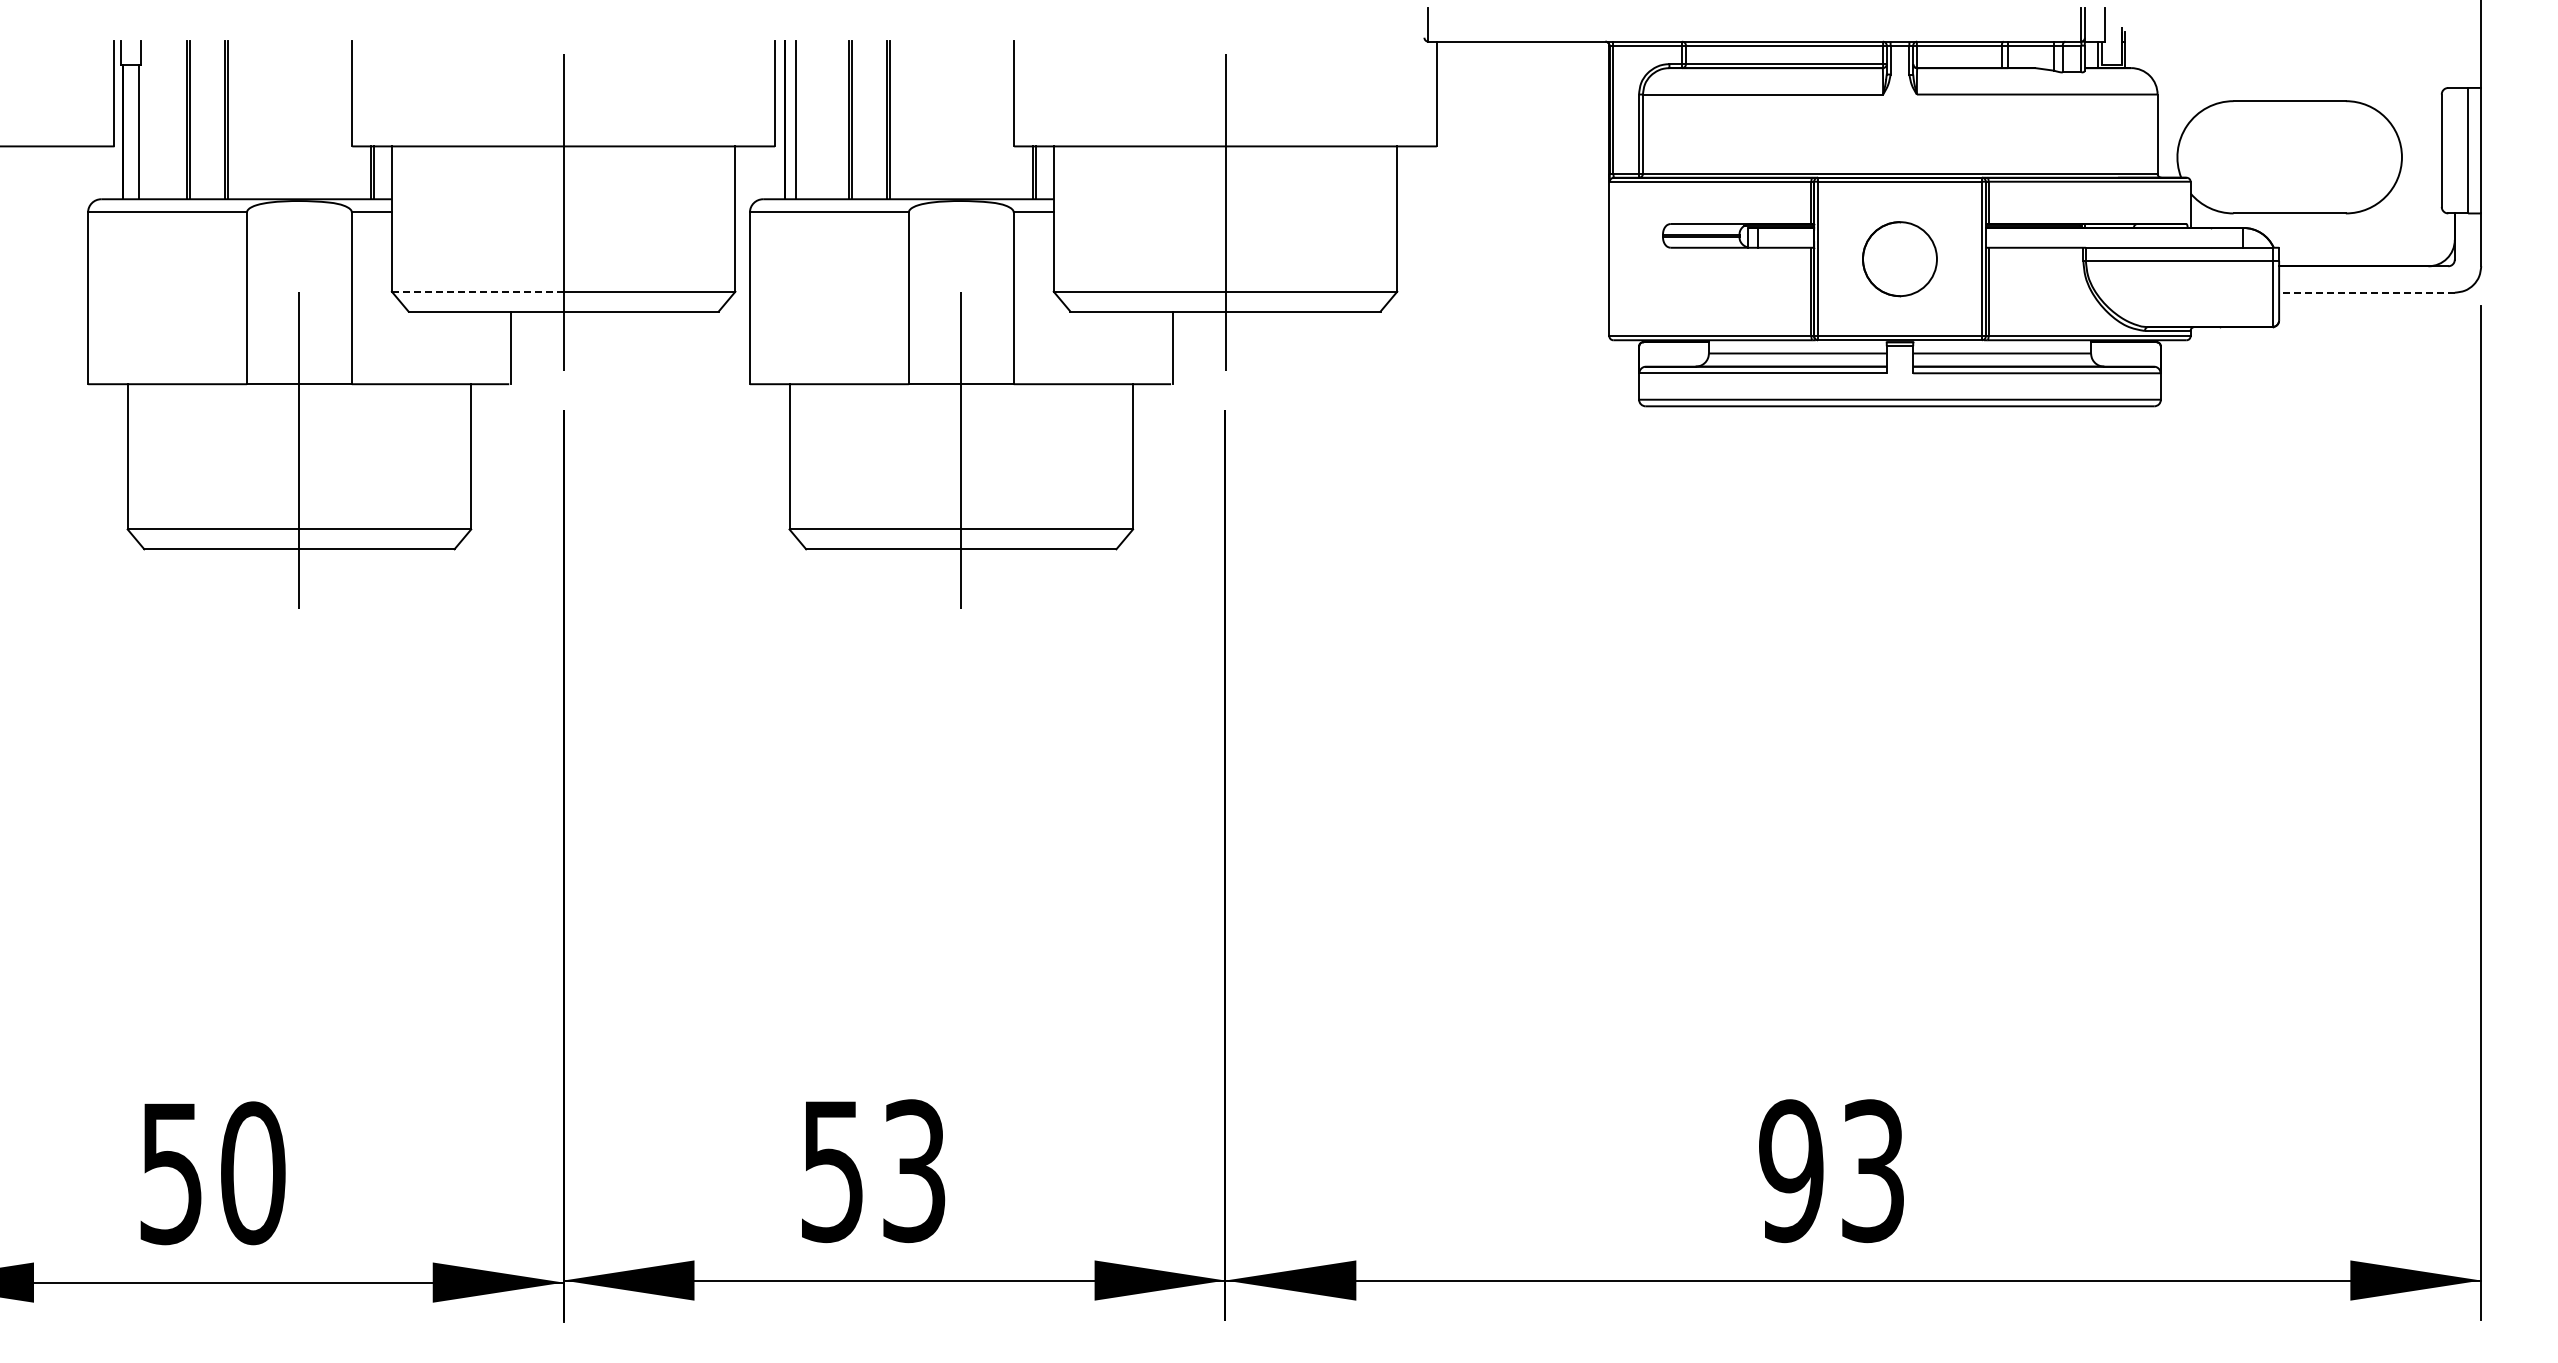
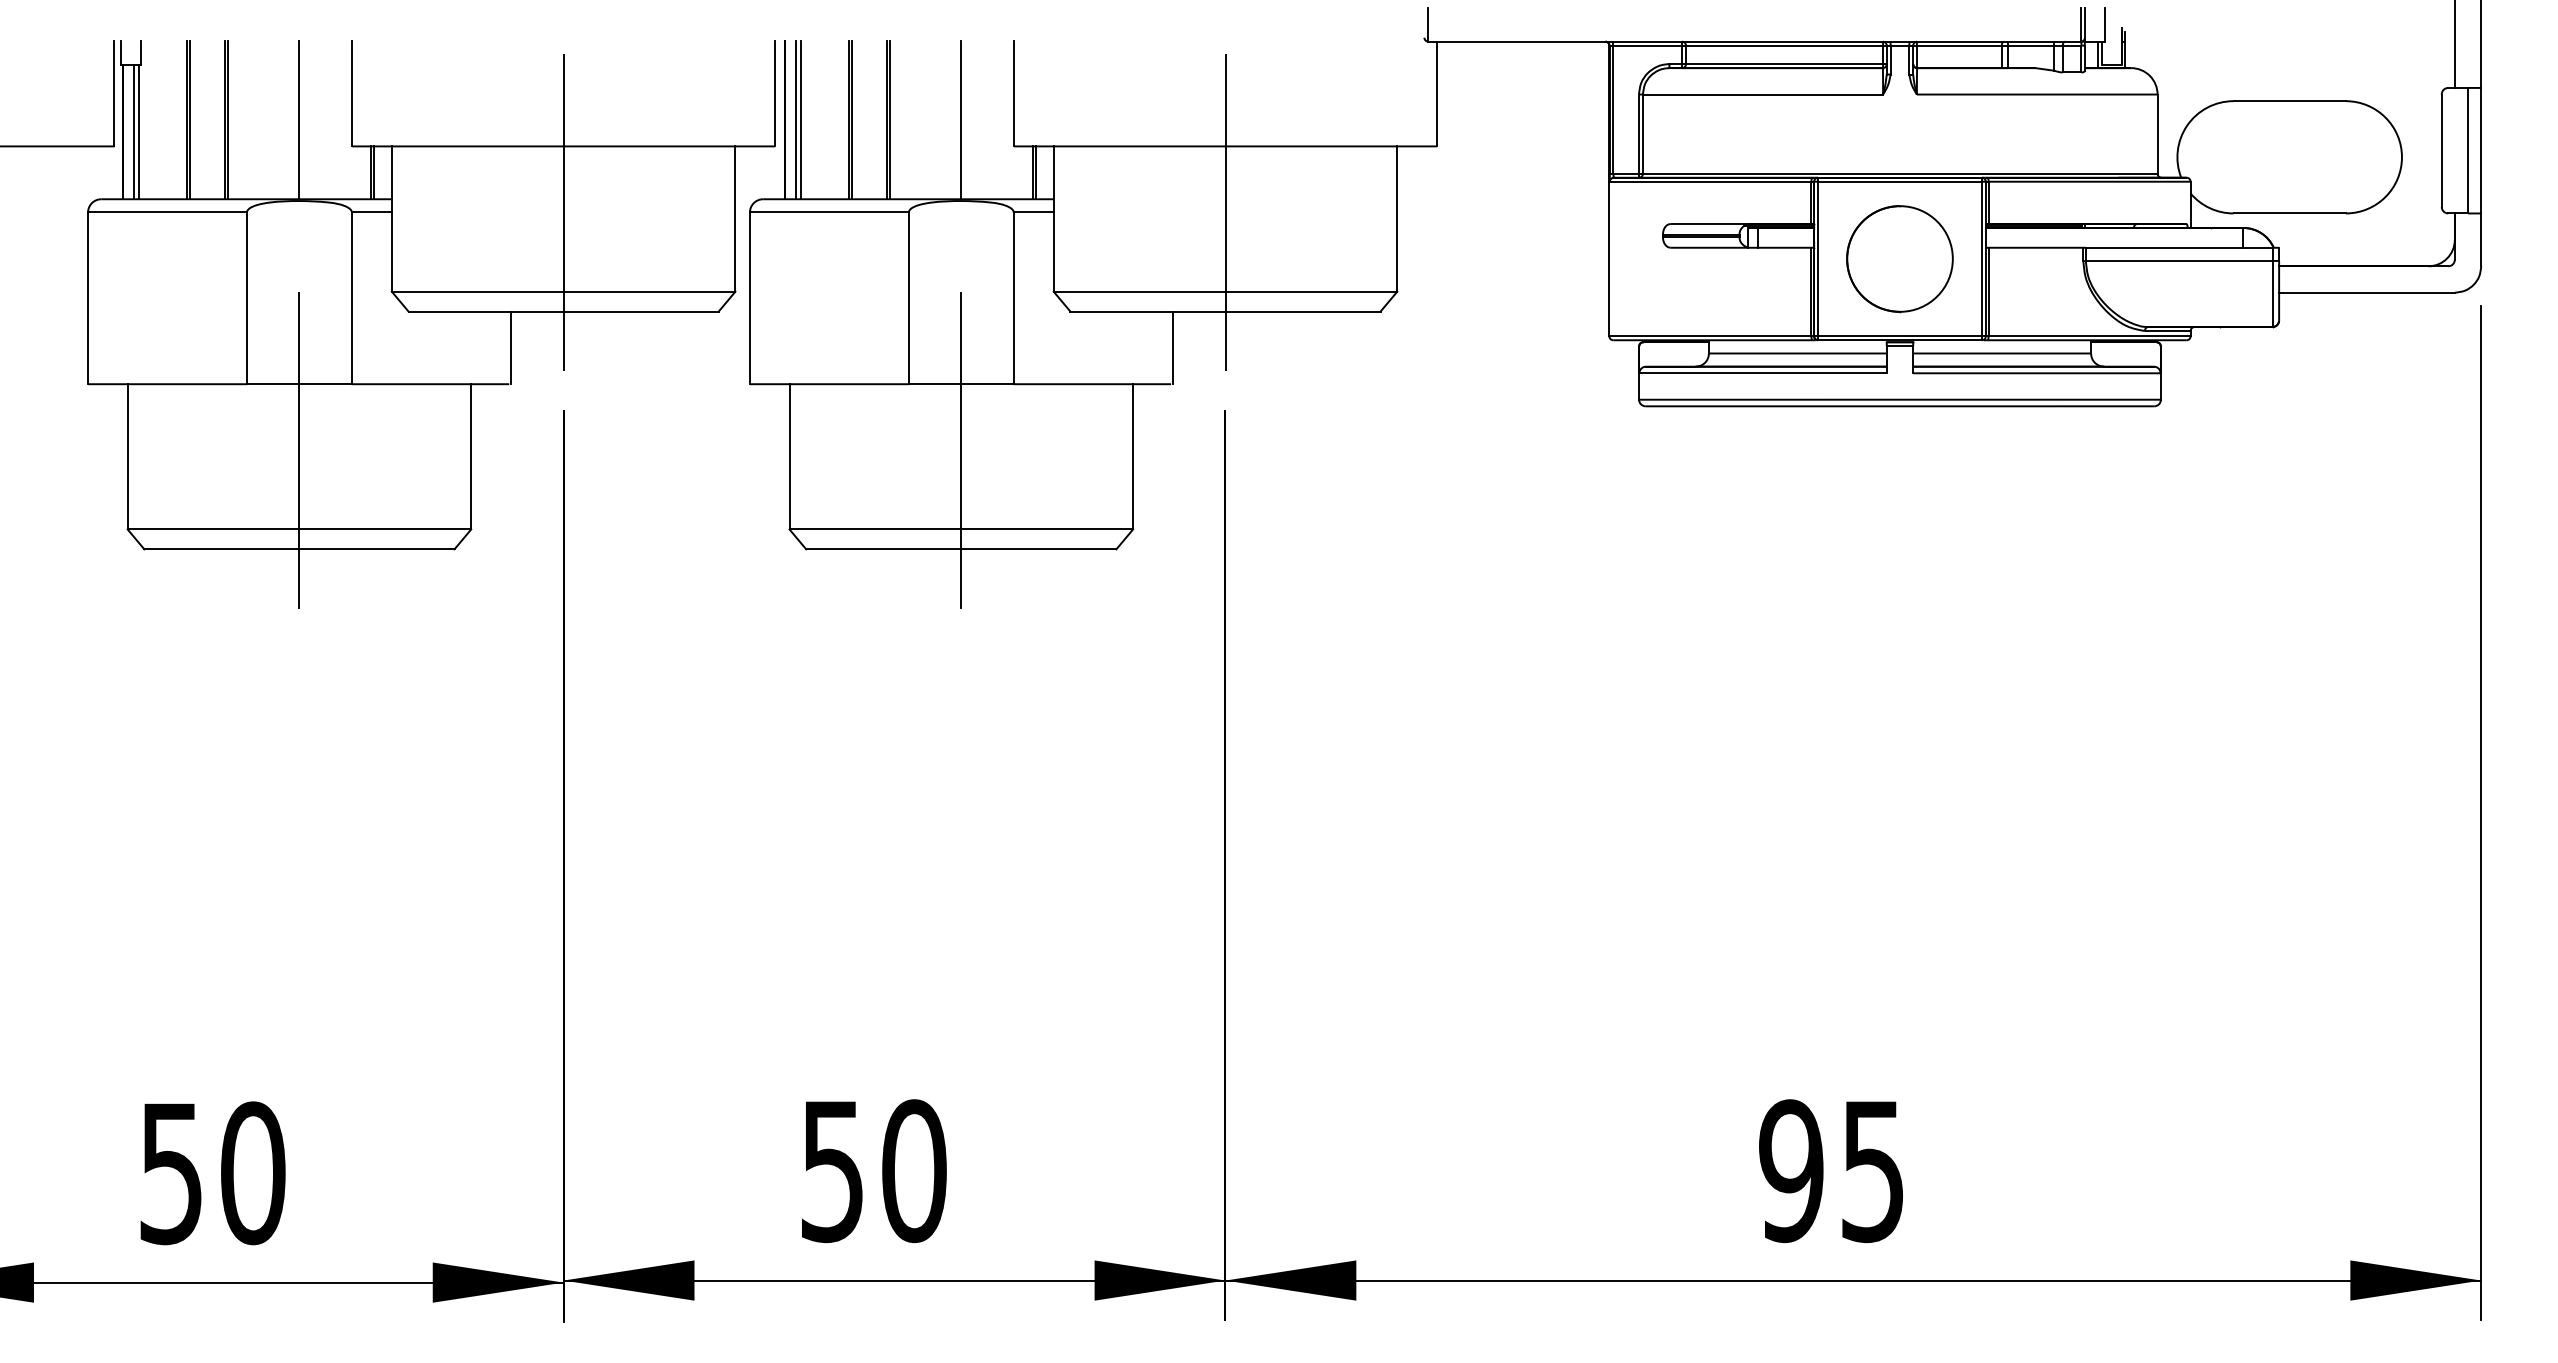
line: none -> present (2454, 44)
line: none -> present (299, 119)
line: none -> present (801, 119)
line: none -> present (961, 119)
line: none -> present (133, 131)
part size: 76x77 px -> 108x109 px (1899, 259)
line: dashed -> solid (477, 291)
line: dashed -> solid (2366, 292)
text: 93 -> 95 (1872, 1170)
text: 53 -> 50 (914, 1171)
